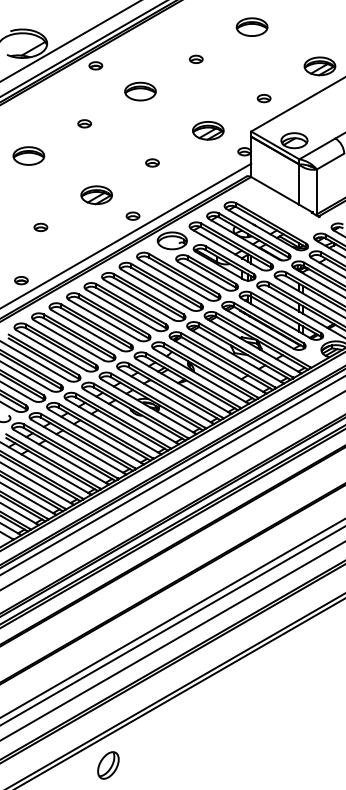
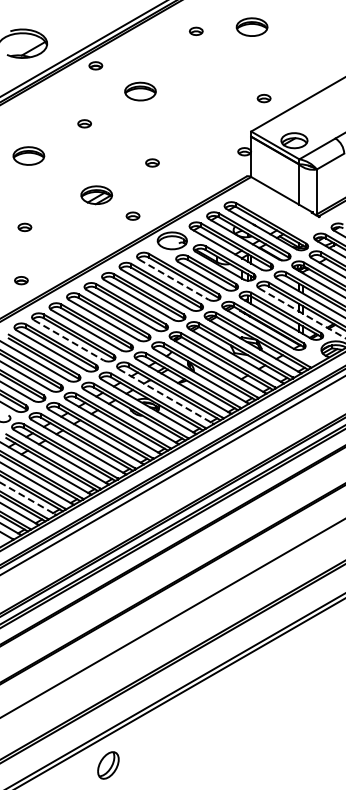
line: present -> none (70, 41)
part position: (196, 58) -> (196, 30) (196, 30)
part: present -> none (319, 66)
part: present -> none (208, 130)
part position: (40, 226) -> (24, 226) (24, 226)
line: present -> none (126, 235)
line: solid -> dashed (174, 279)
line: solid -> dashed (302, 313)
line: solid -> dashed (69, 340)
line: solid -> dashed (166, 396)
line: present -> none (172, 490)
line: solid -> dashed (27, 498)
line: present -> none (172, 626)
line: present -> none (172, 640)
